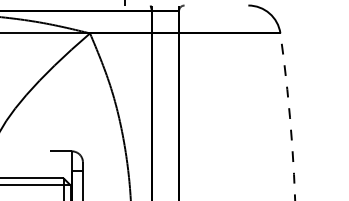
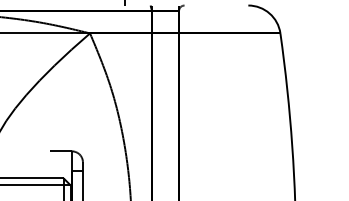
arc: dashed -> solid (289, 116)
